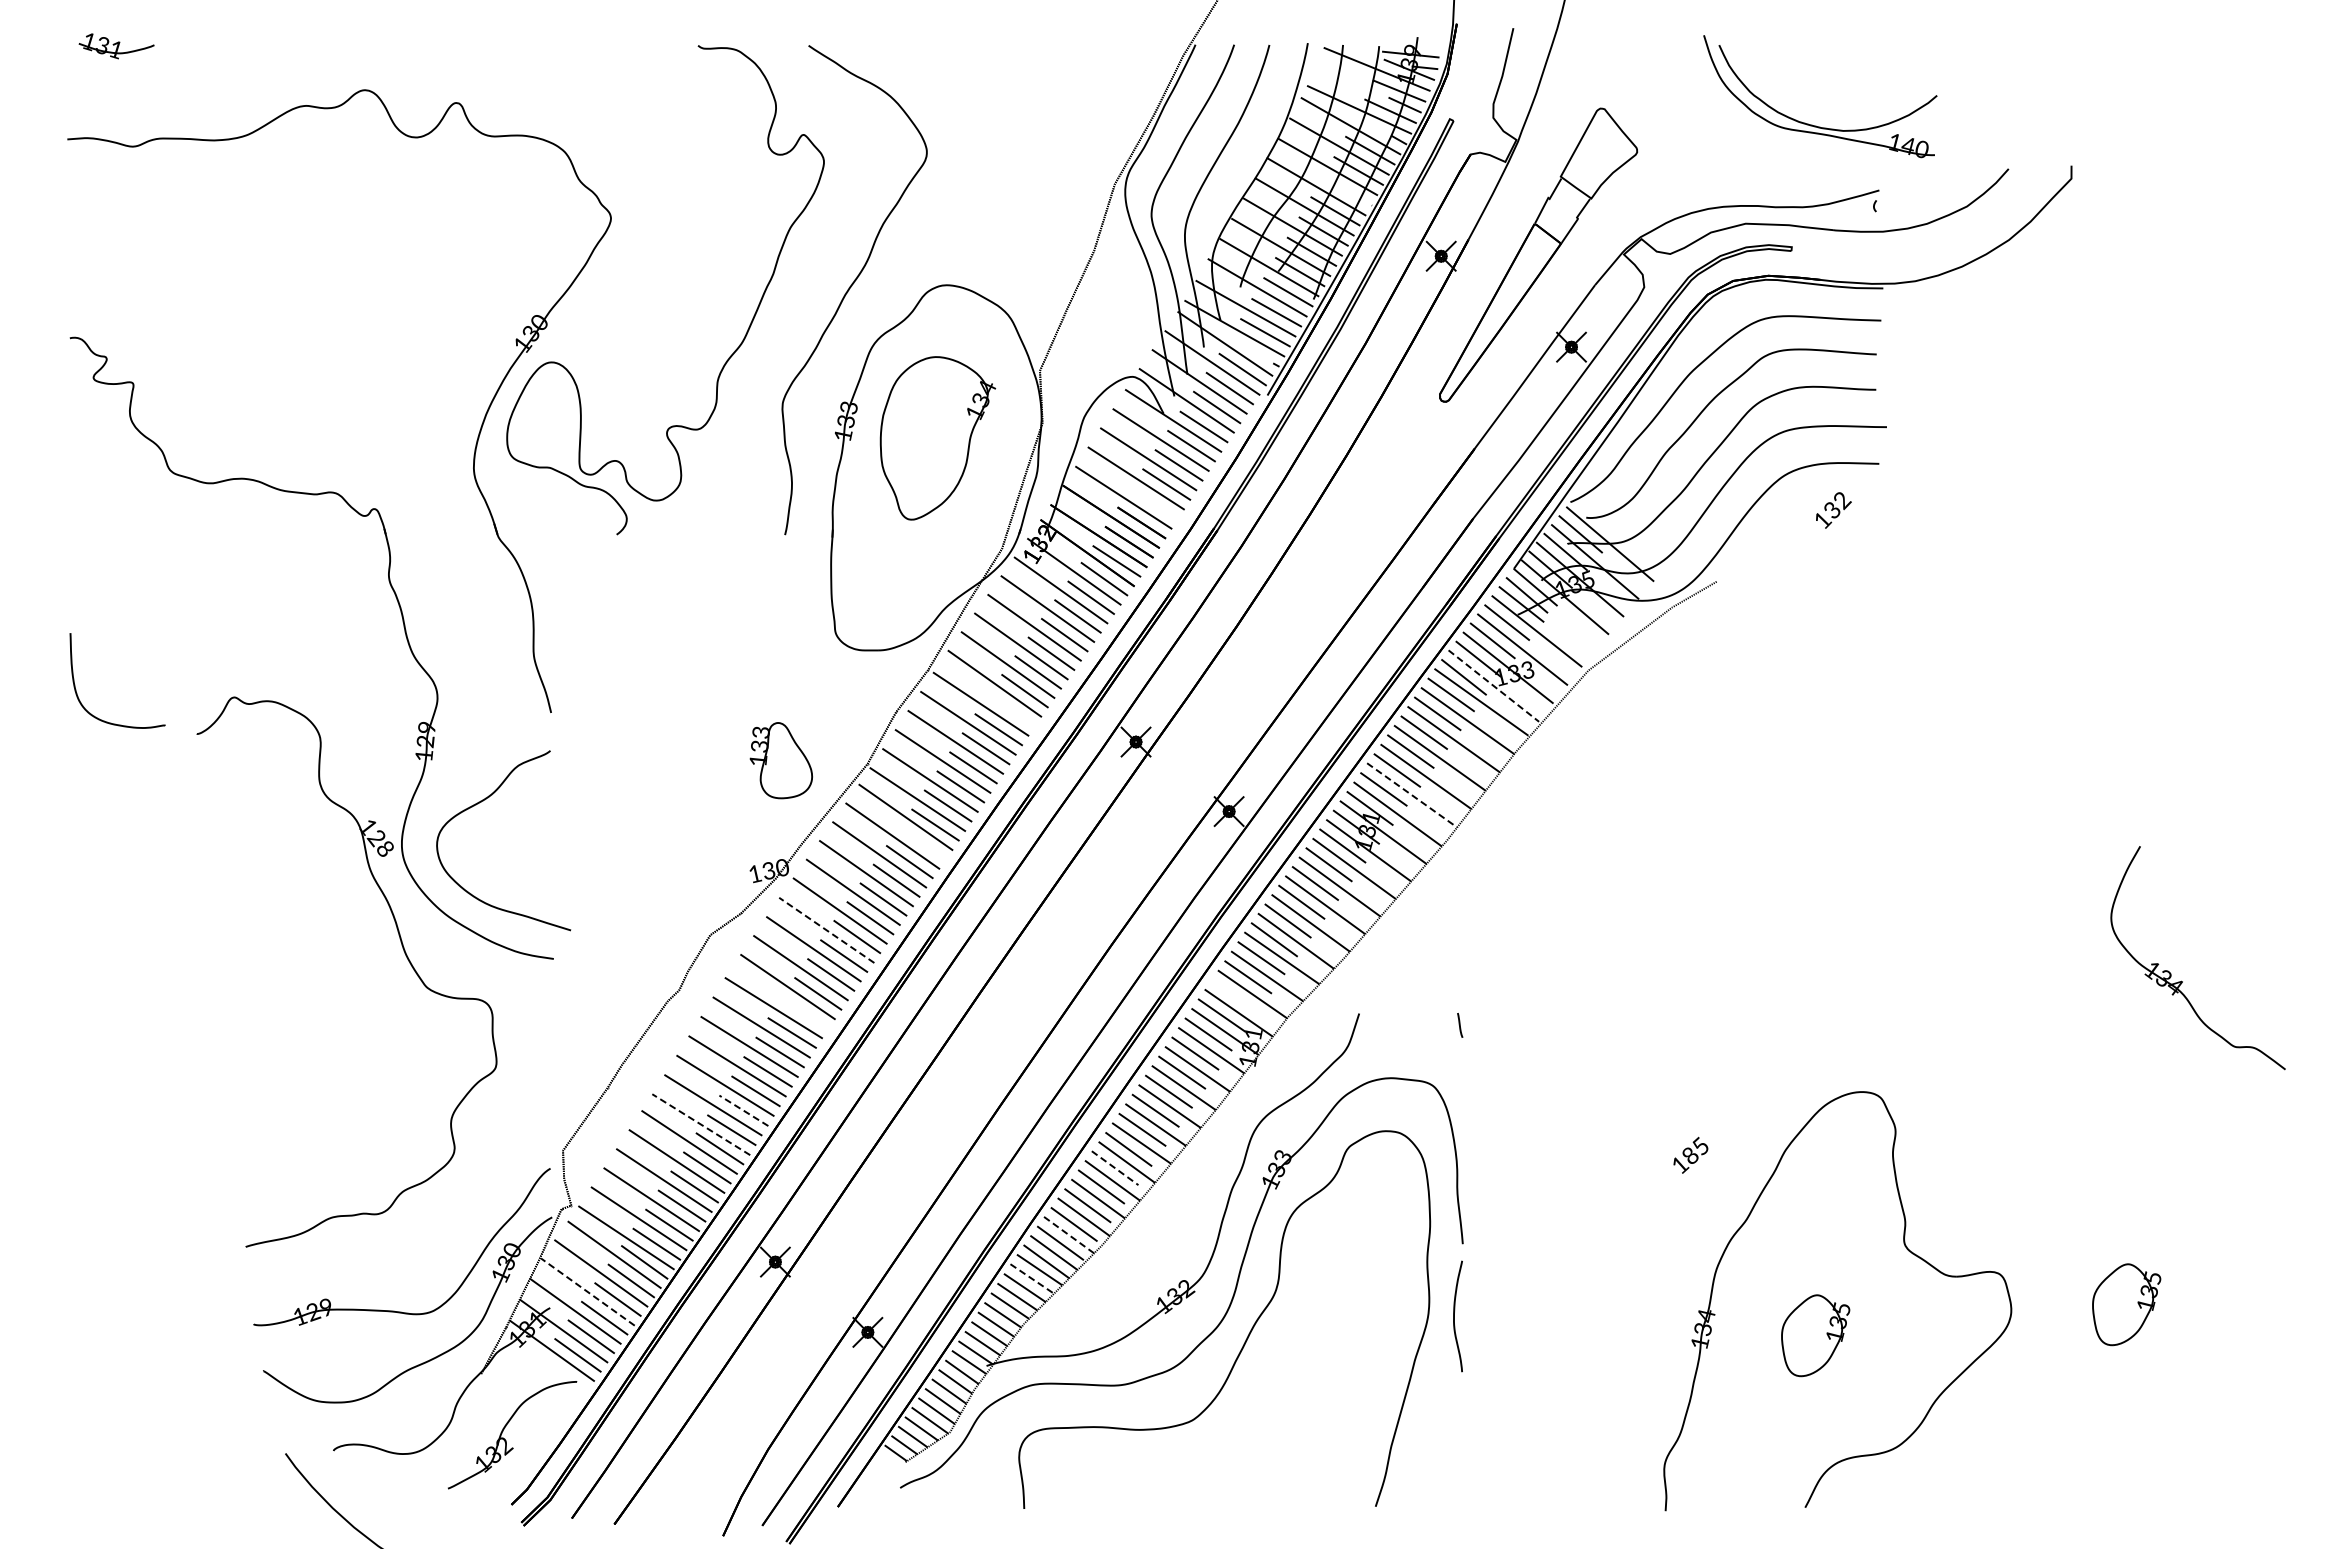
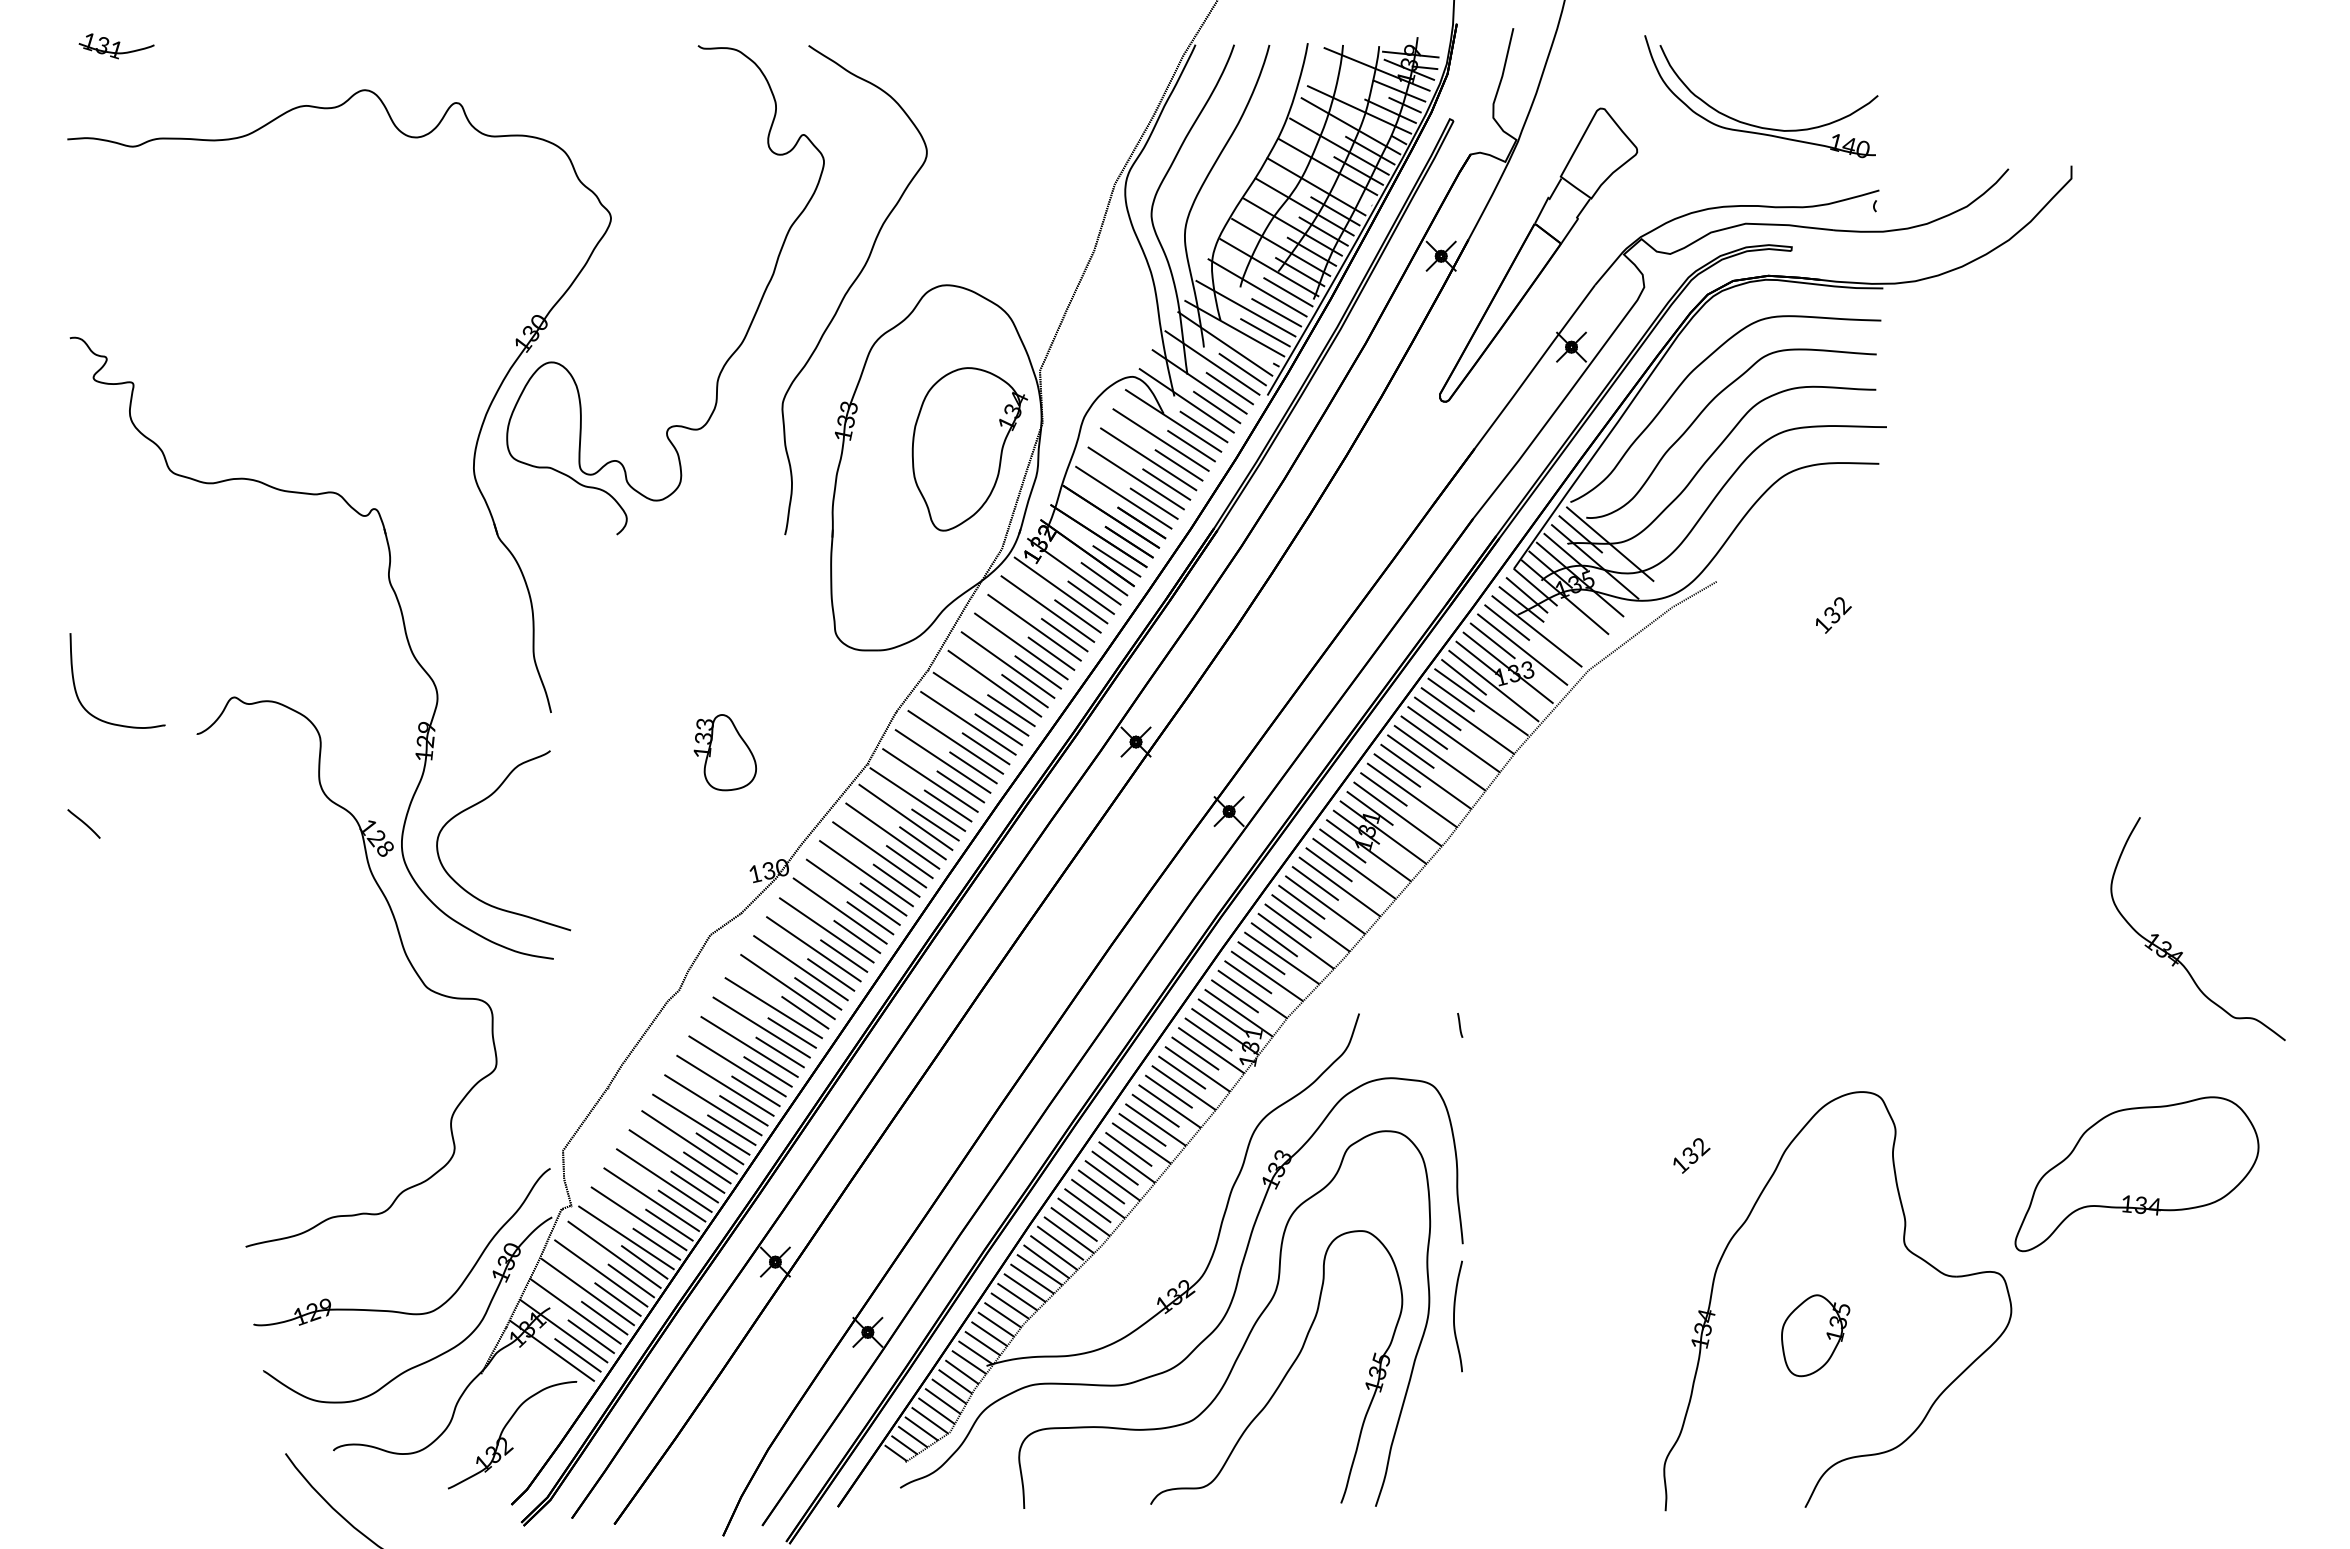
part position: (1812, 124) -> (1753, 124) (1753, 124)
part position: (937, 438) -> (969, 449) (969, 449)
line: none -> present (1153, 503)
text position: (1833, 510) -> (1833, 615) (1833, 615)
line: dashed -> solid (1493, 686)
line: none -> present (1011, 710)
part position: (780, 760) -> (724, 752) (724, 752)
line: dashed -> solid (1412, 795)
part: none -> present (83, 823)
line: none -> present (922, 843)
line: dashed -> solid (826, 930)
part position: (2181, 980) -> (2181, 951) (2181, 951)
line: none -> present (1234, 996)
line: none -> present (805, 1012)
line: dashed -> solid (743, 1110)
line: dashed -> solid (701, 1124)
text: 185 -> 132 (1696, 1149)
line: dashed -> solid (1115, 1168)
part: none -> present (2136, 1174)
line: dashed -> solid (1069, 1235)
line: dashed -> solid (1032, 1279)
line: dashed -> solid (587, 1292)
part: present -> none (2126, 1304)
part: none -> present (1285, 1373)
